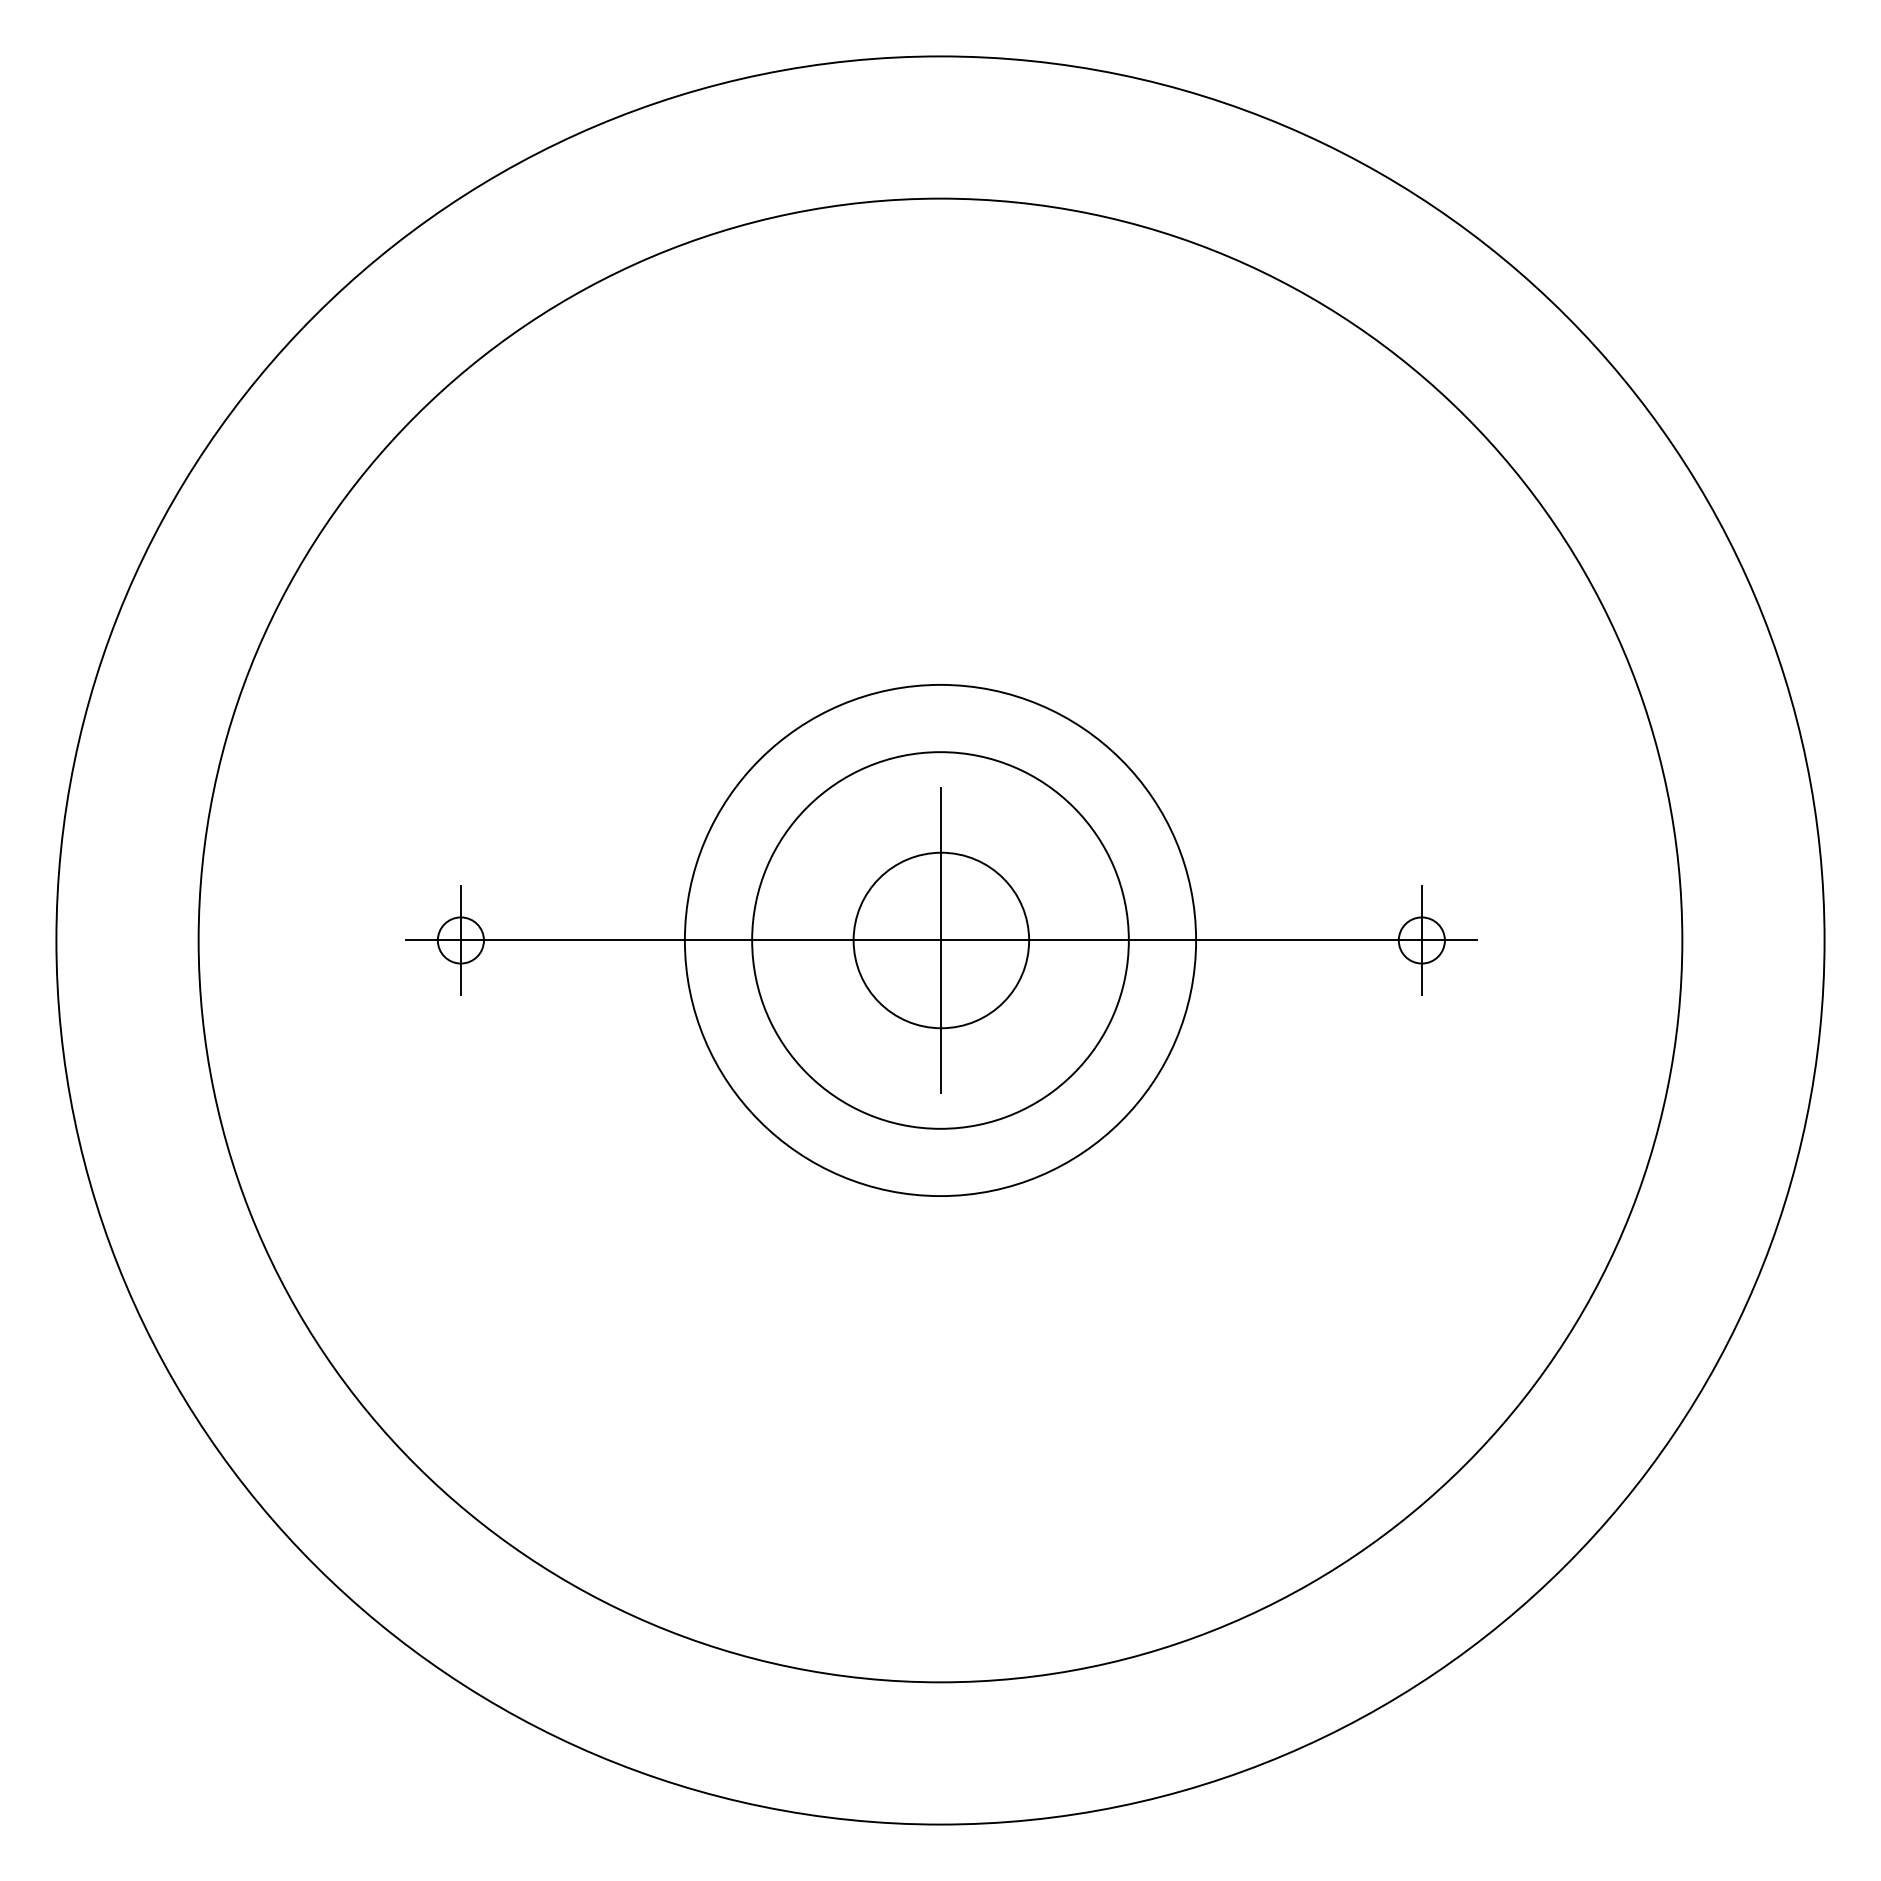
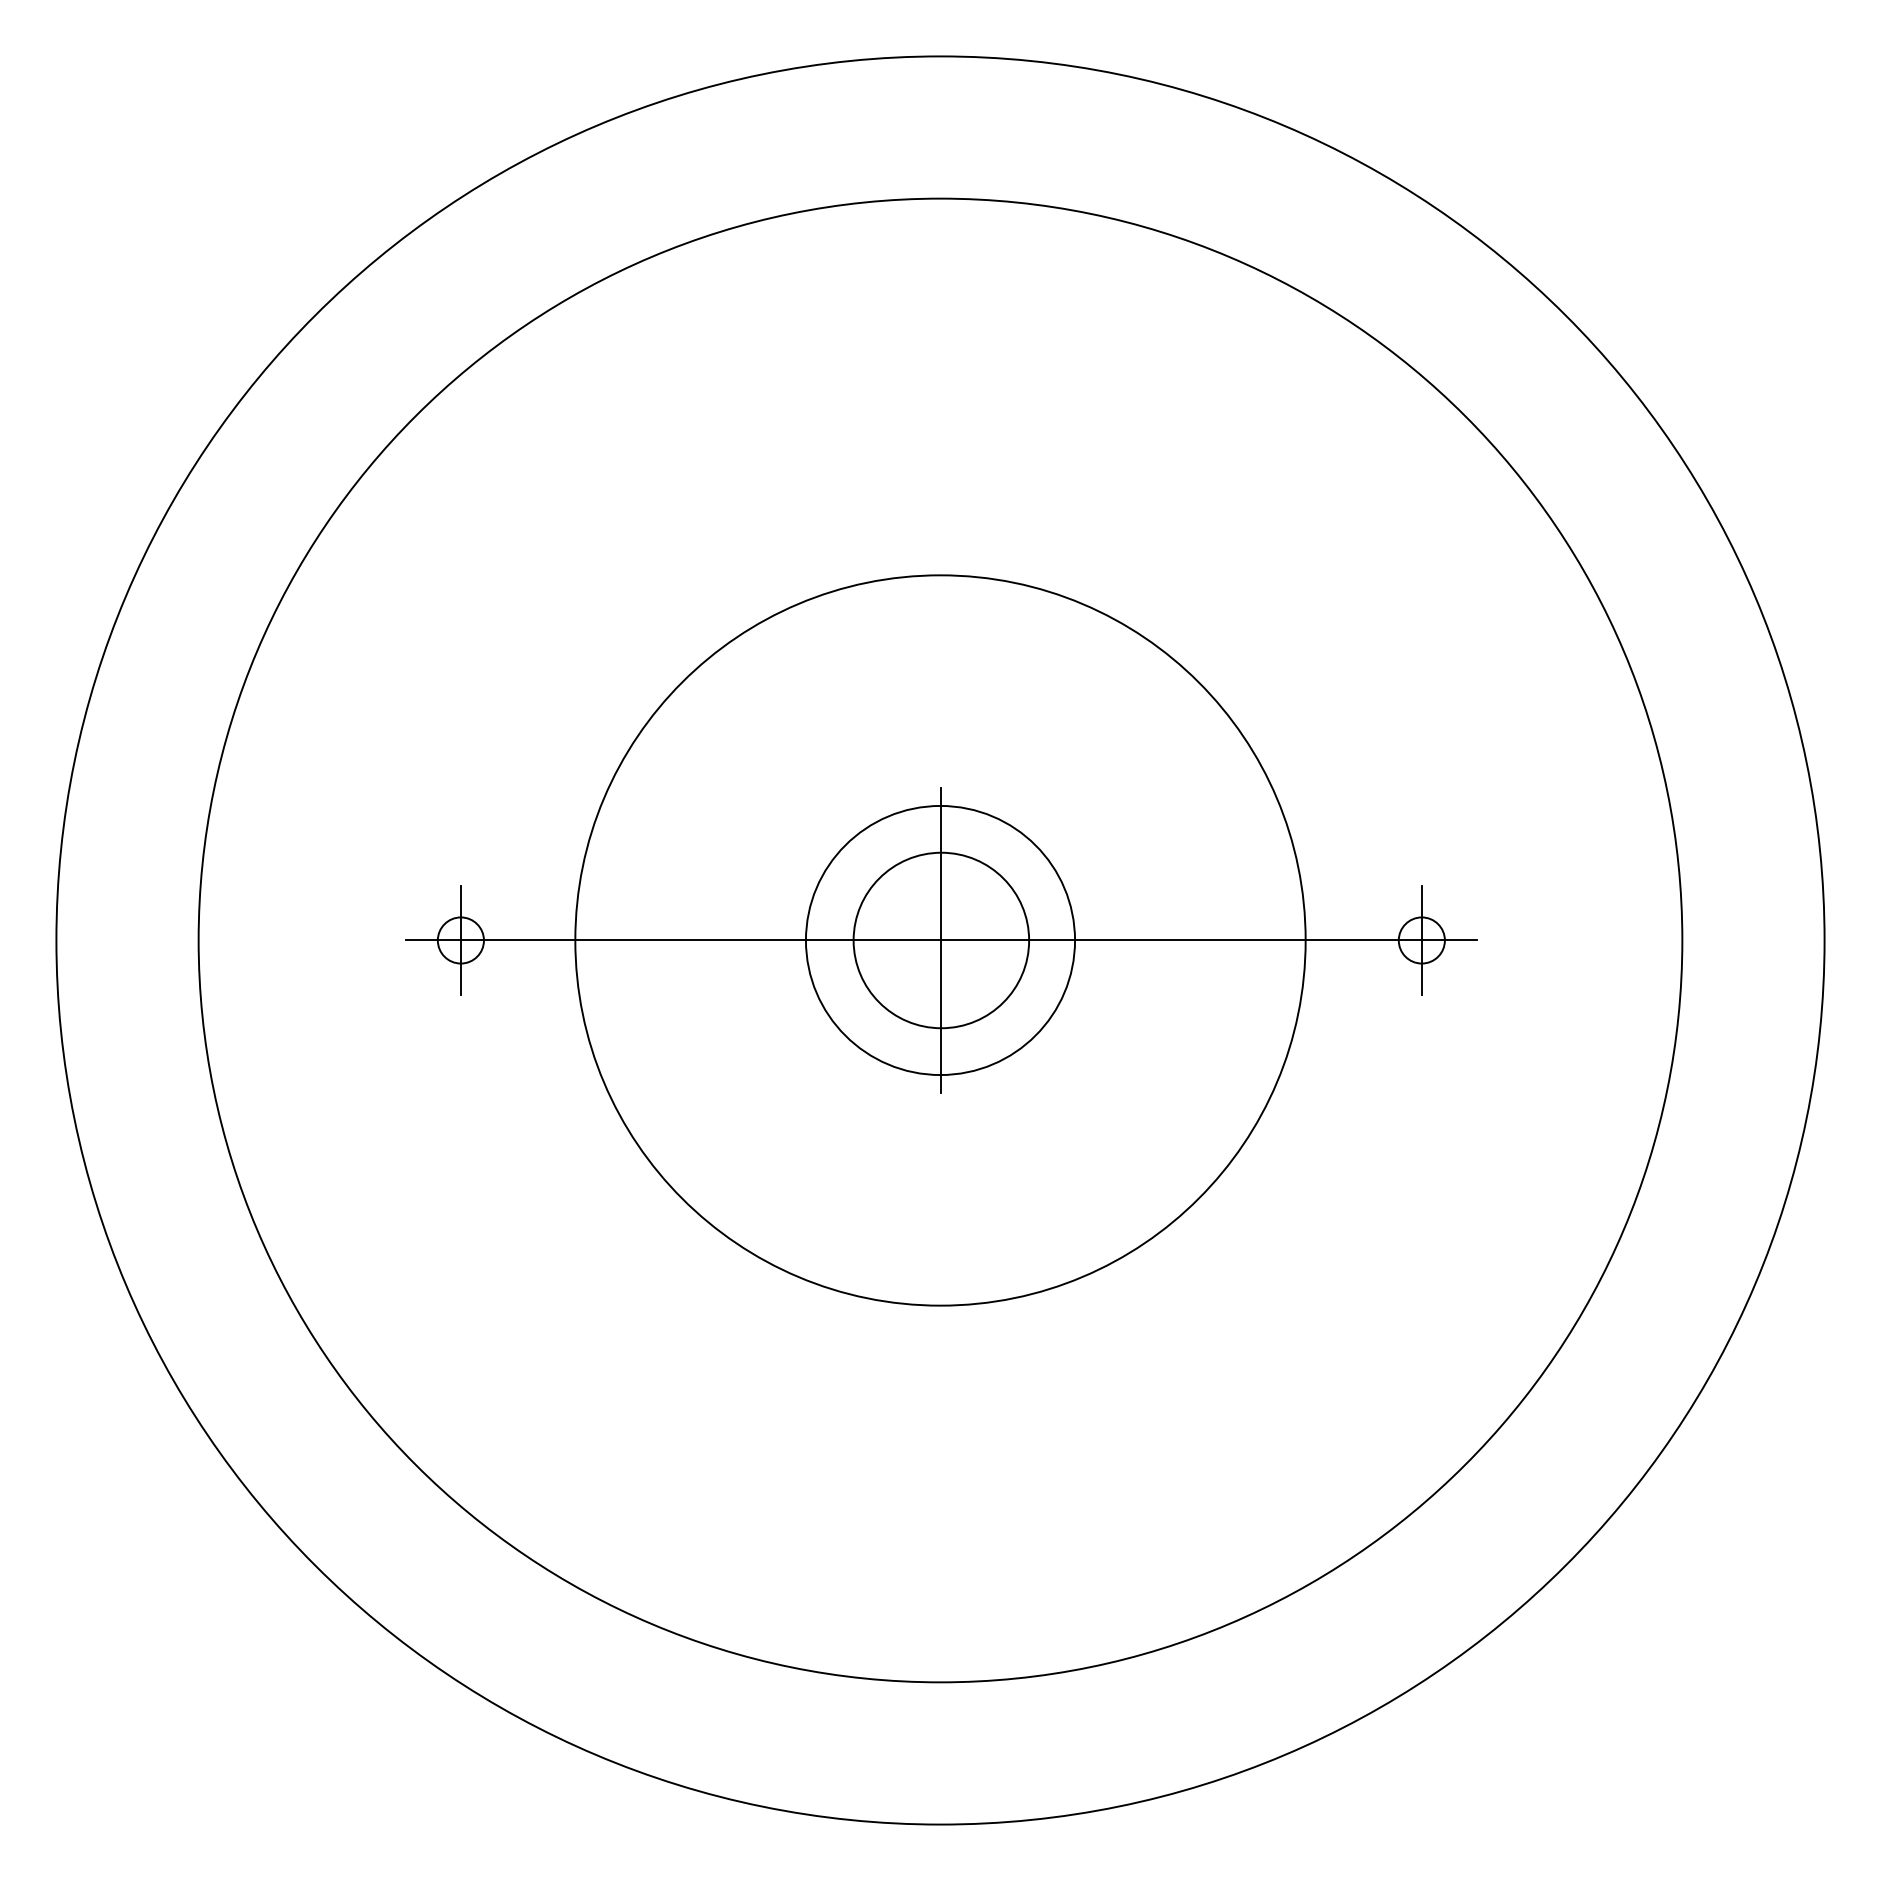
circle diameter: 377 px -> 269 px (940, 940)
circle diameter: 511 px -> 730 px (940, 940)
